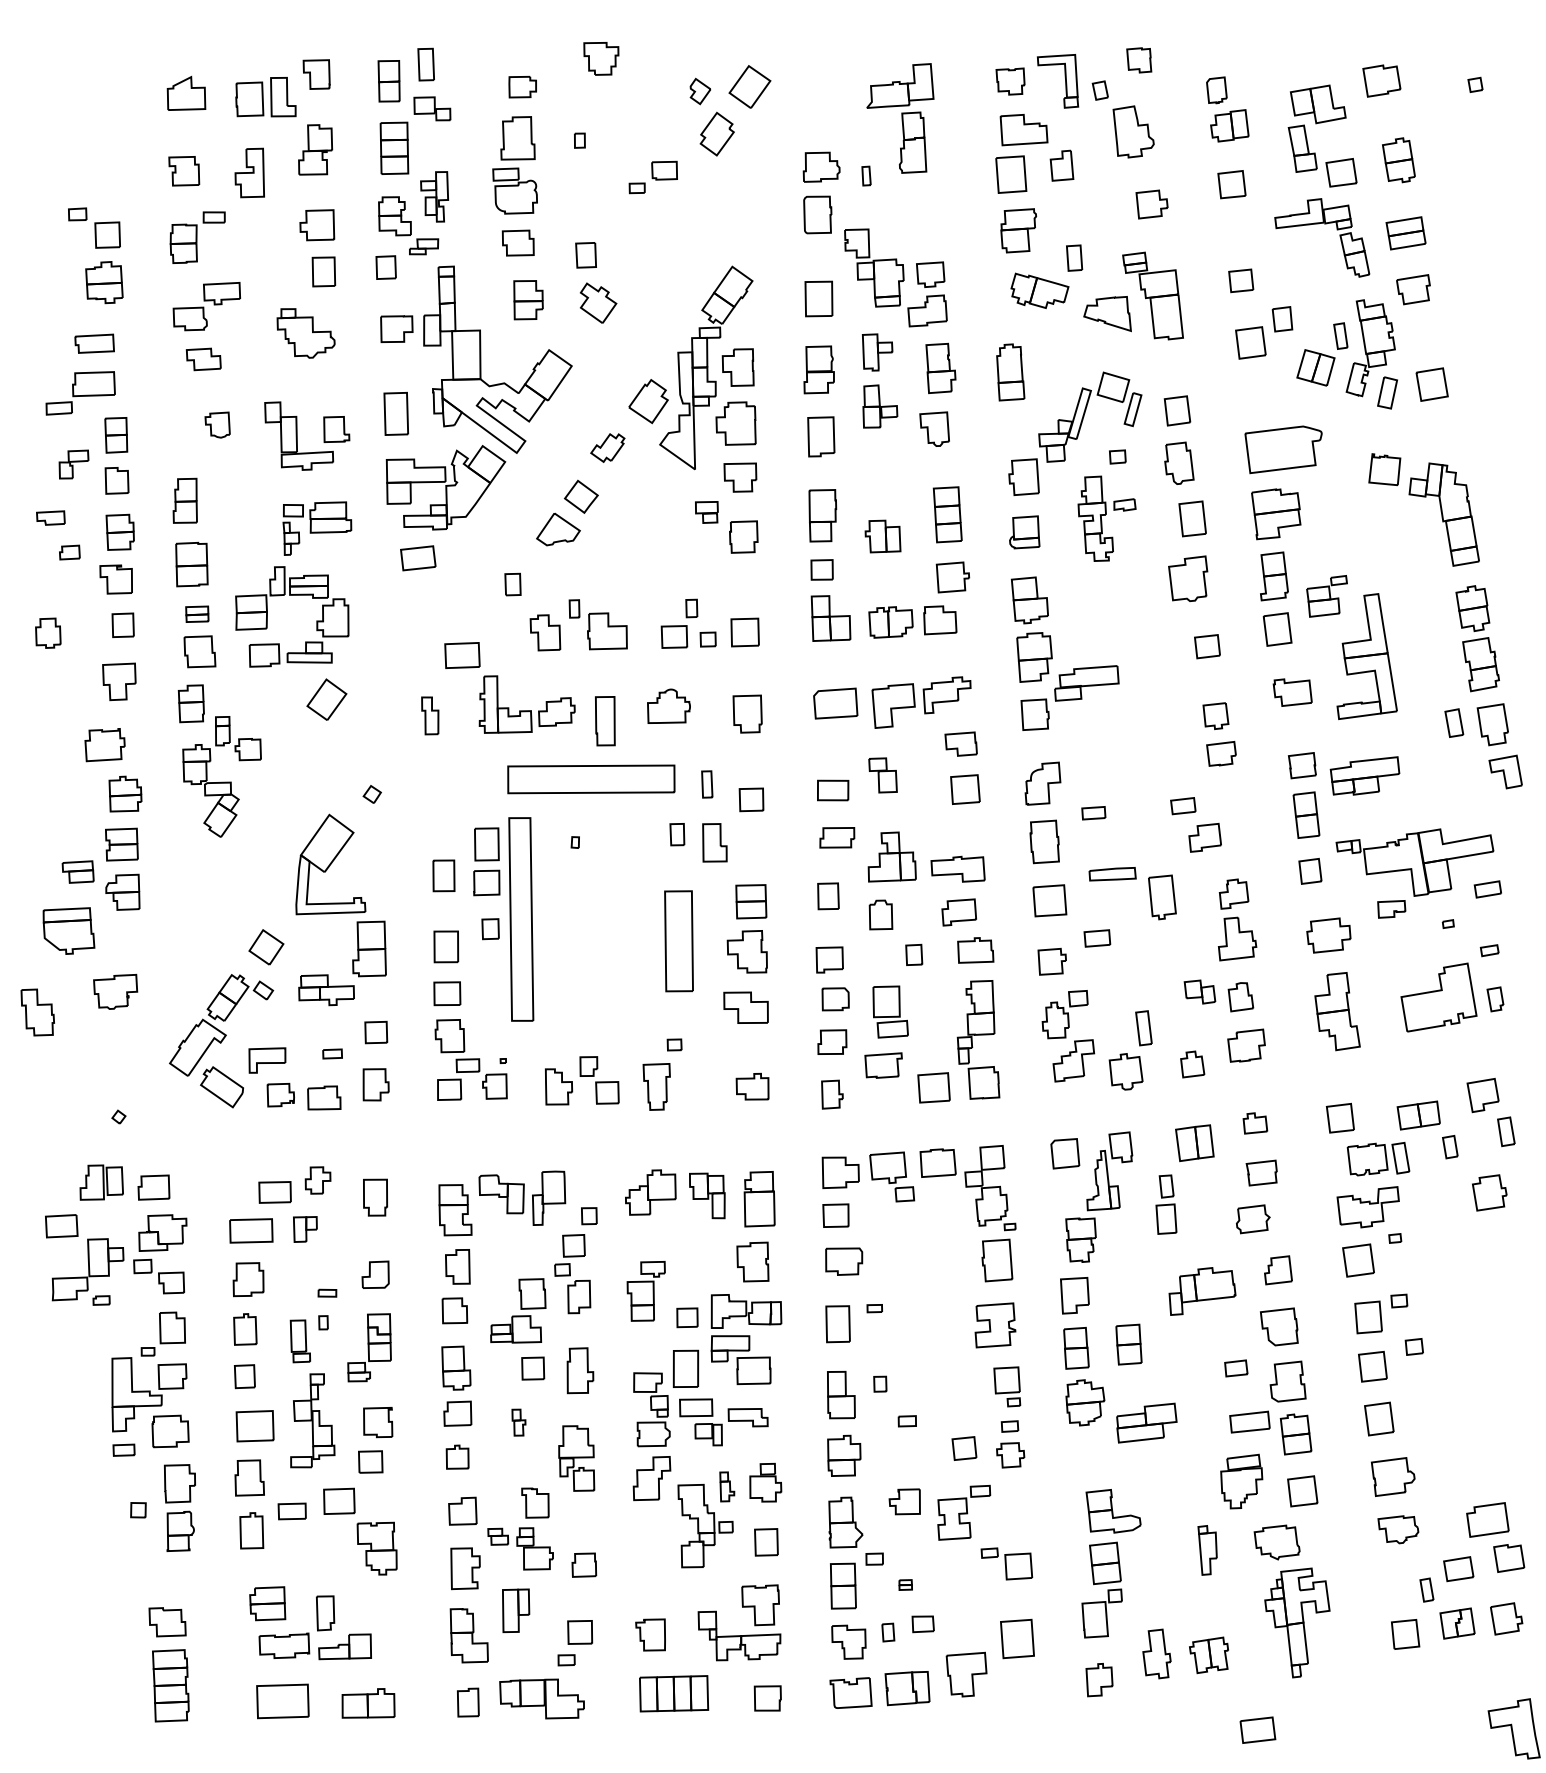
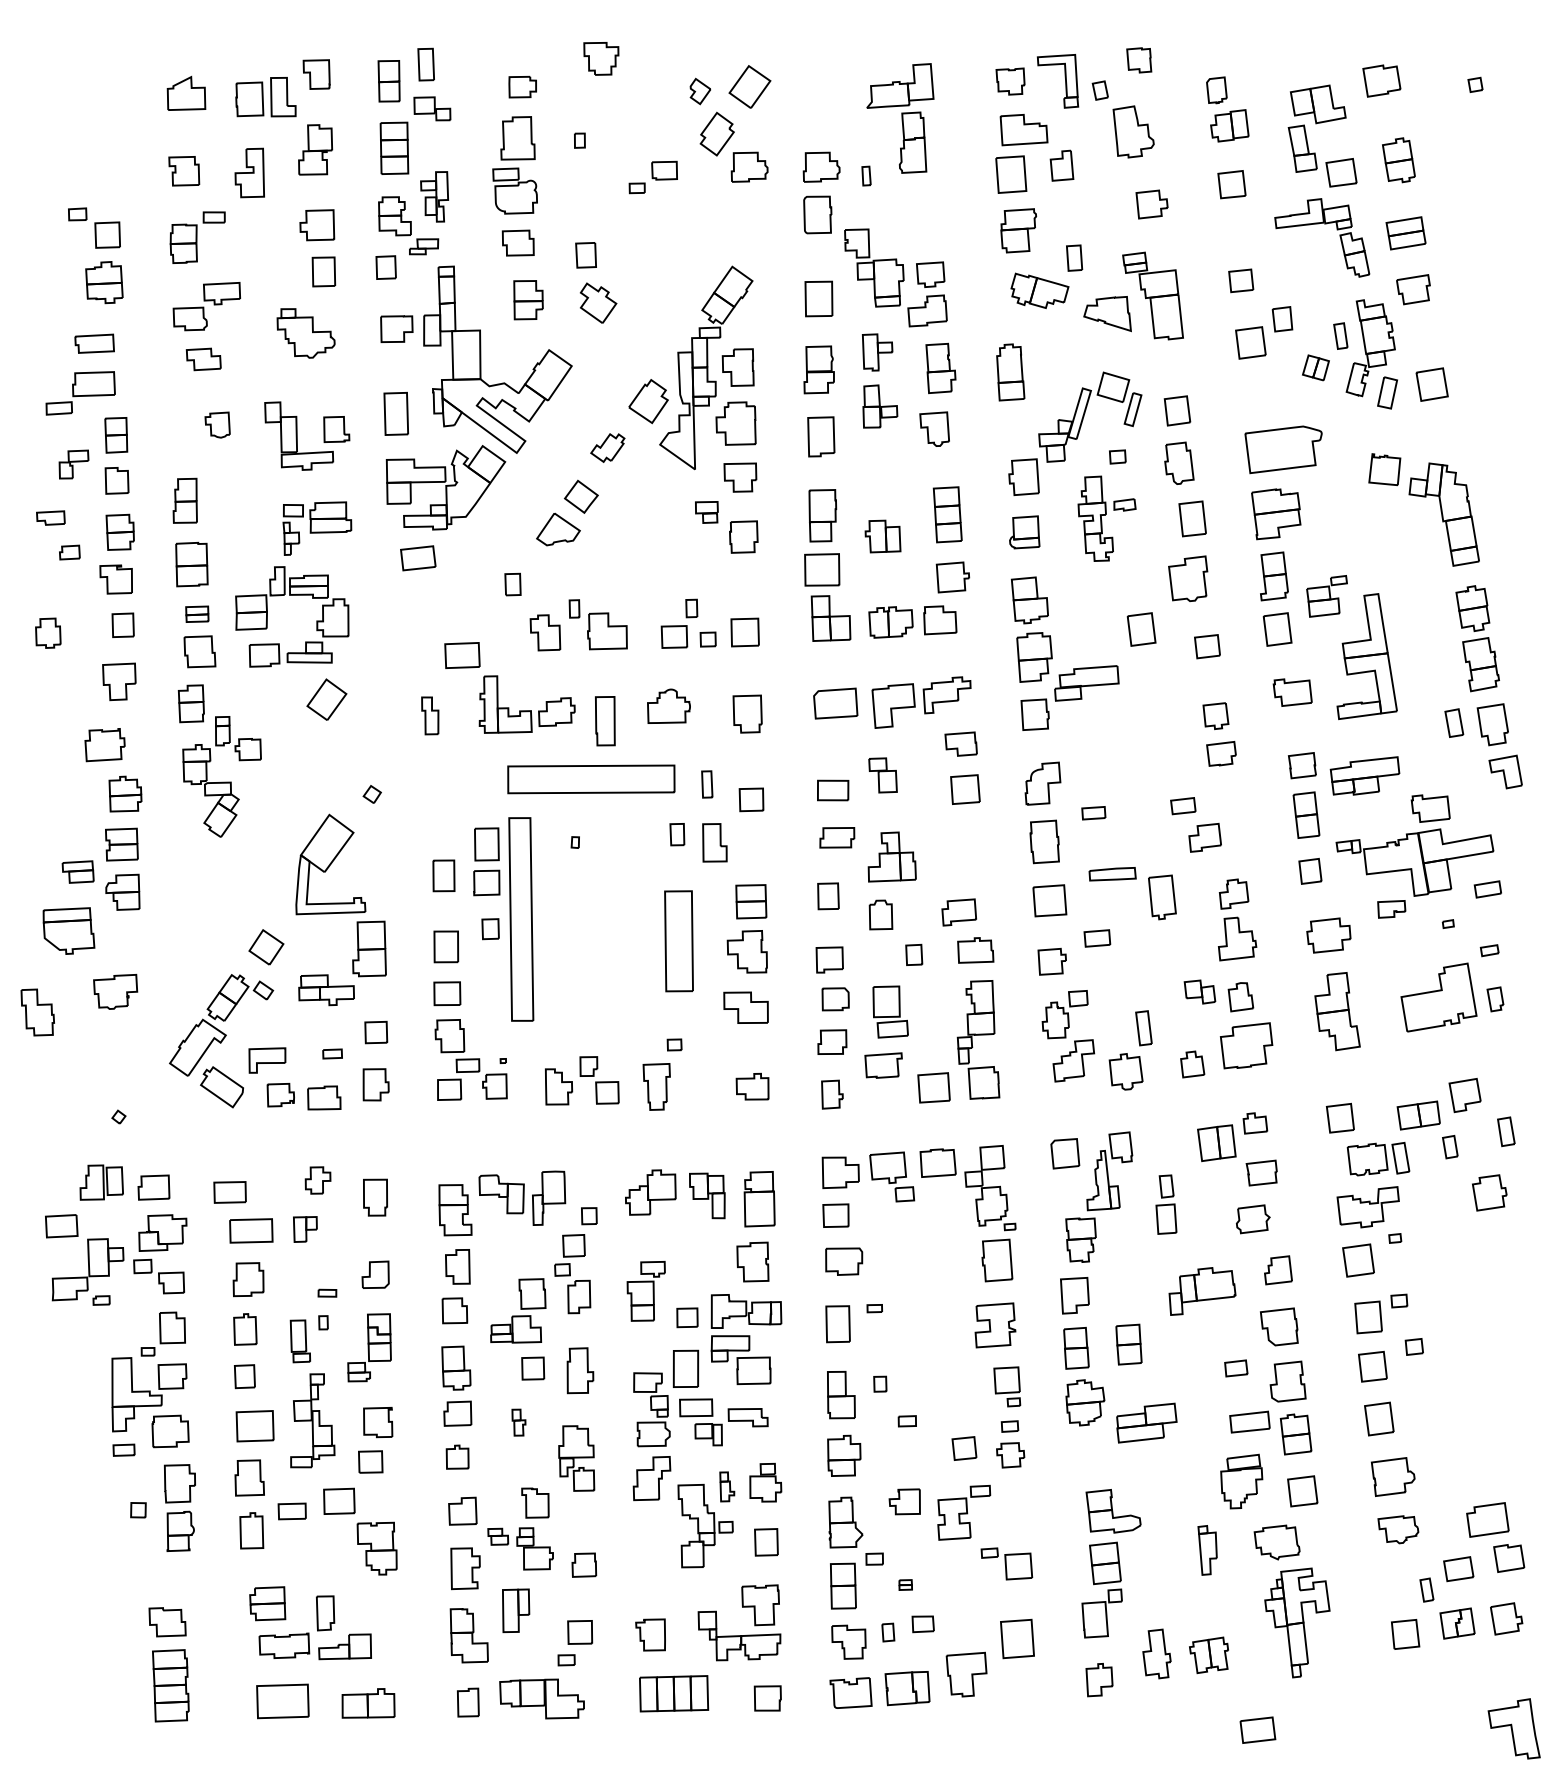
part: none -> present (749, 166)
part size: 40x38 px -> 28x28 px (1315, 367)
part size: 24x22 px -> 37x34 px (822, 569)
part: none -> present (1141, 629)
part: none -> present (1430, 808)
part: present -> none (957, 868)
part size: 39x35 px -> 55x48 px (1246, 1045)
part position: (1482, 1095) -> (1464, 1095) (1464, 1095)
part position: (1194, 1143) -> (1216, 1143) (1216, 1143)
part position: (274, 1192) -> (229, 1192) (229, 1192)
